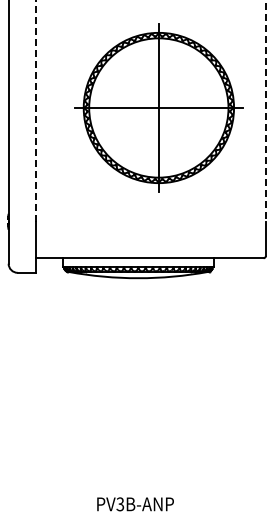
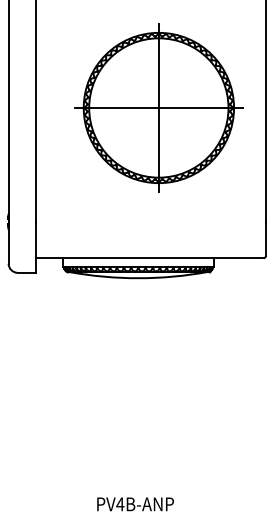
line: dashed -> solid (35, 110)
line: dashed -> solid (265, 111)
text: PV3B-ANP -> PV4B-ANP (120, 504)
